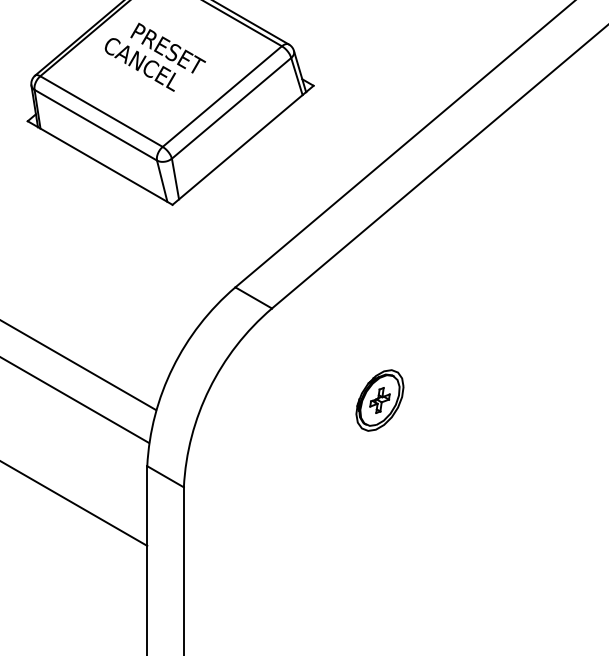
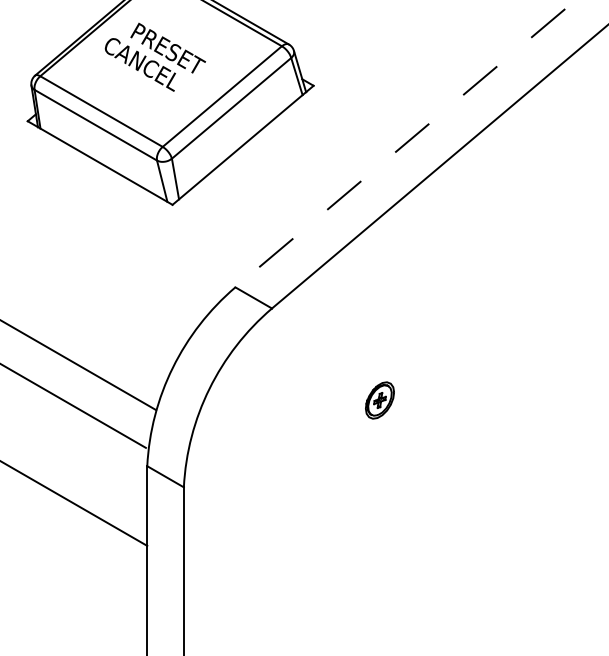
line: solid -> dashed (404, 144)
line position: (75, 400) -> (73, 405) (73, 405)
part size: 50x63 px -> 30x39 px (379, 400)
